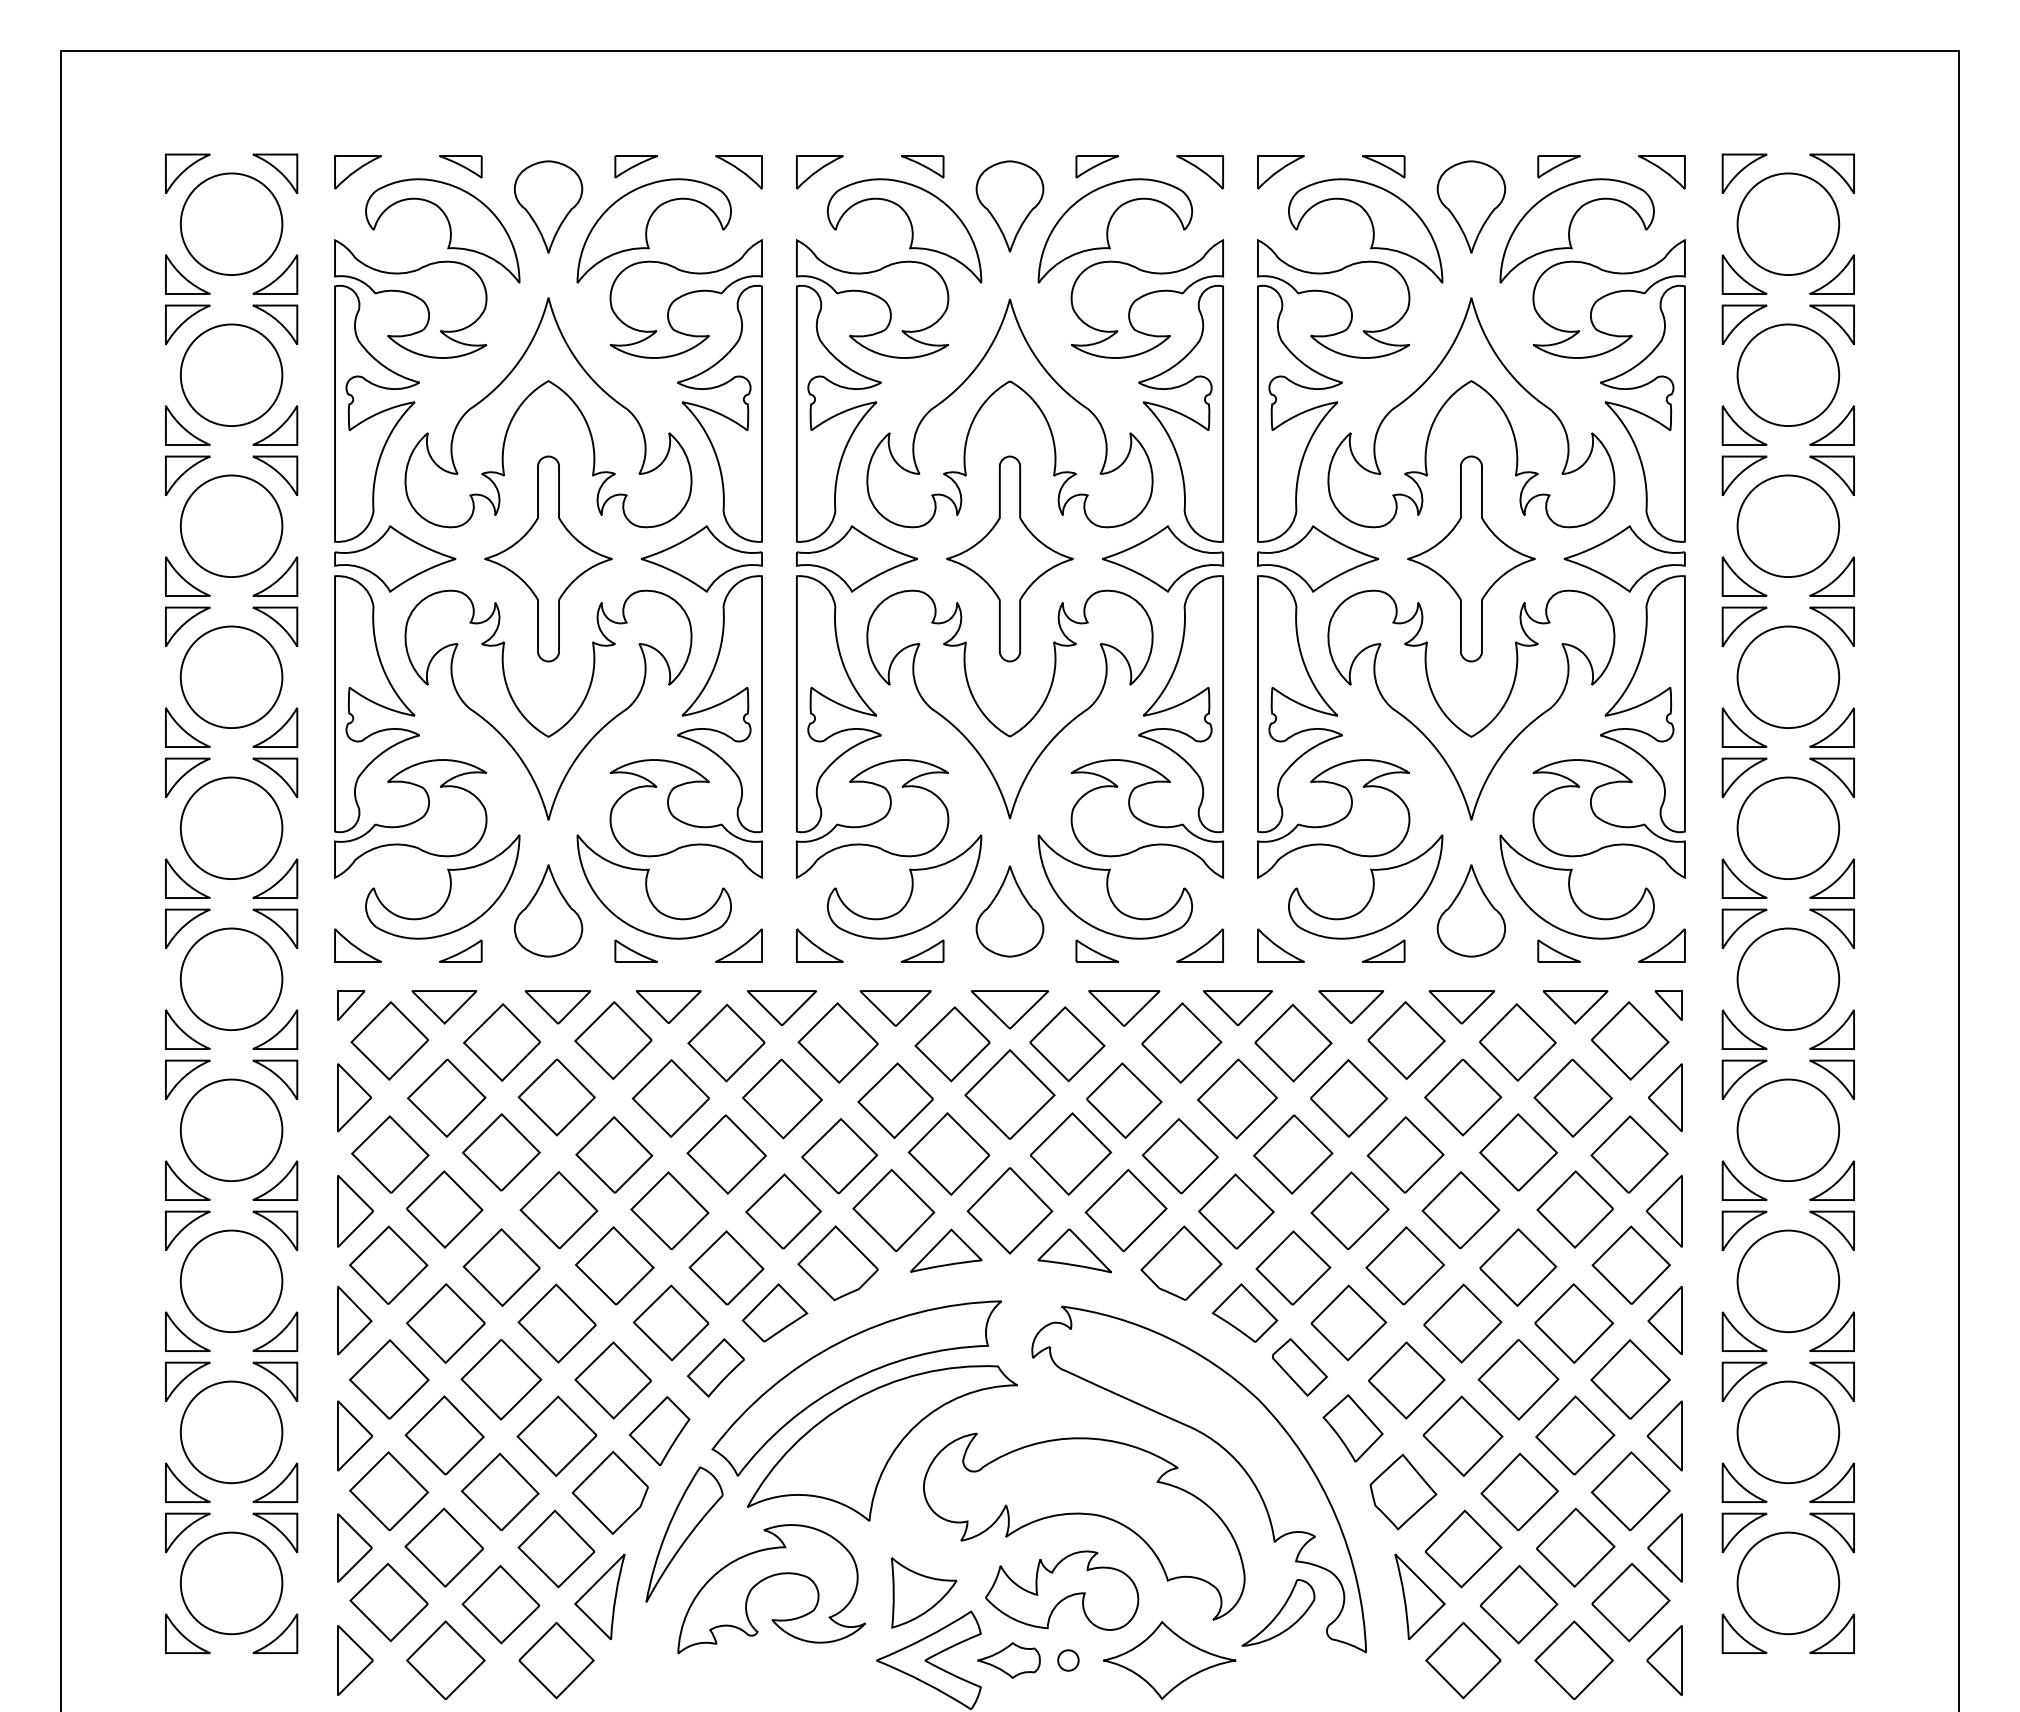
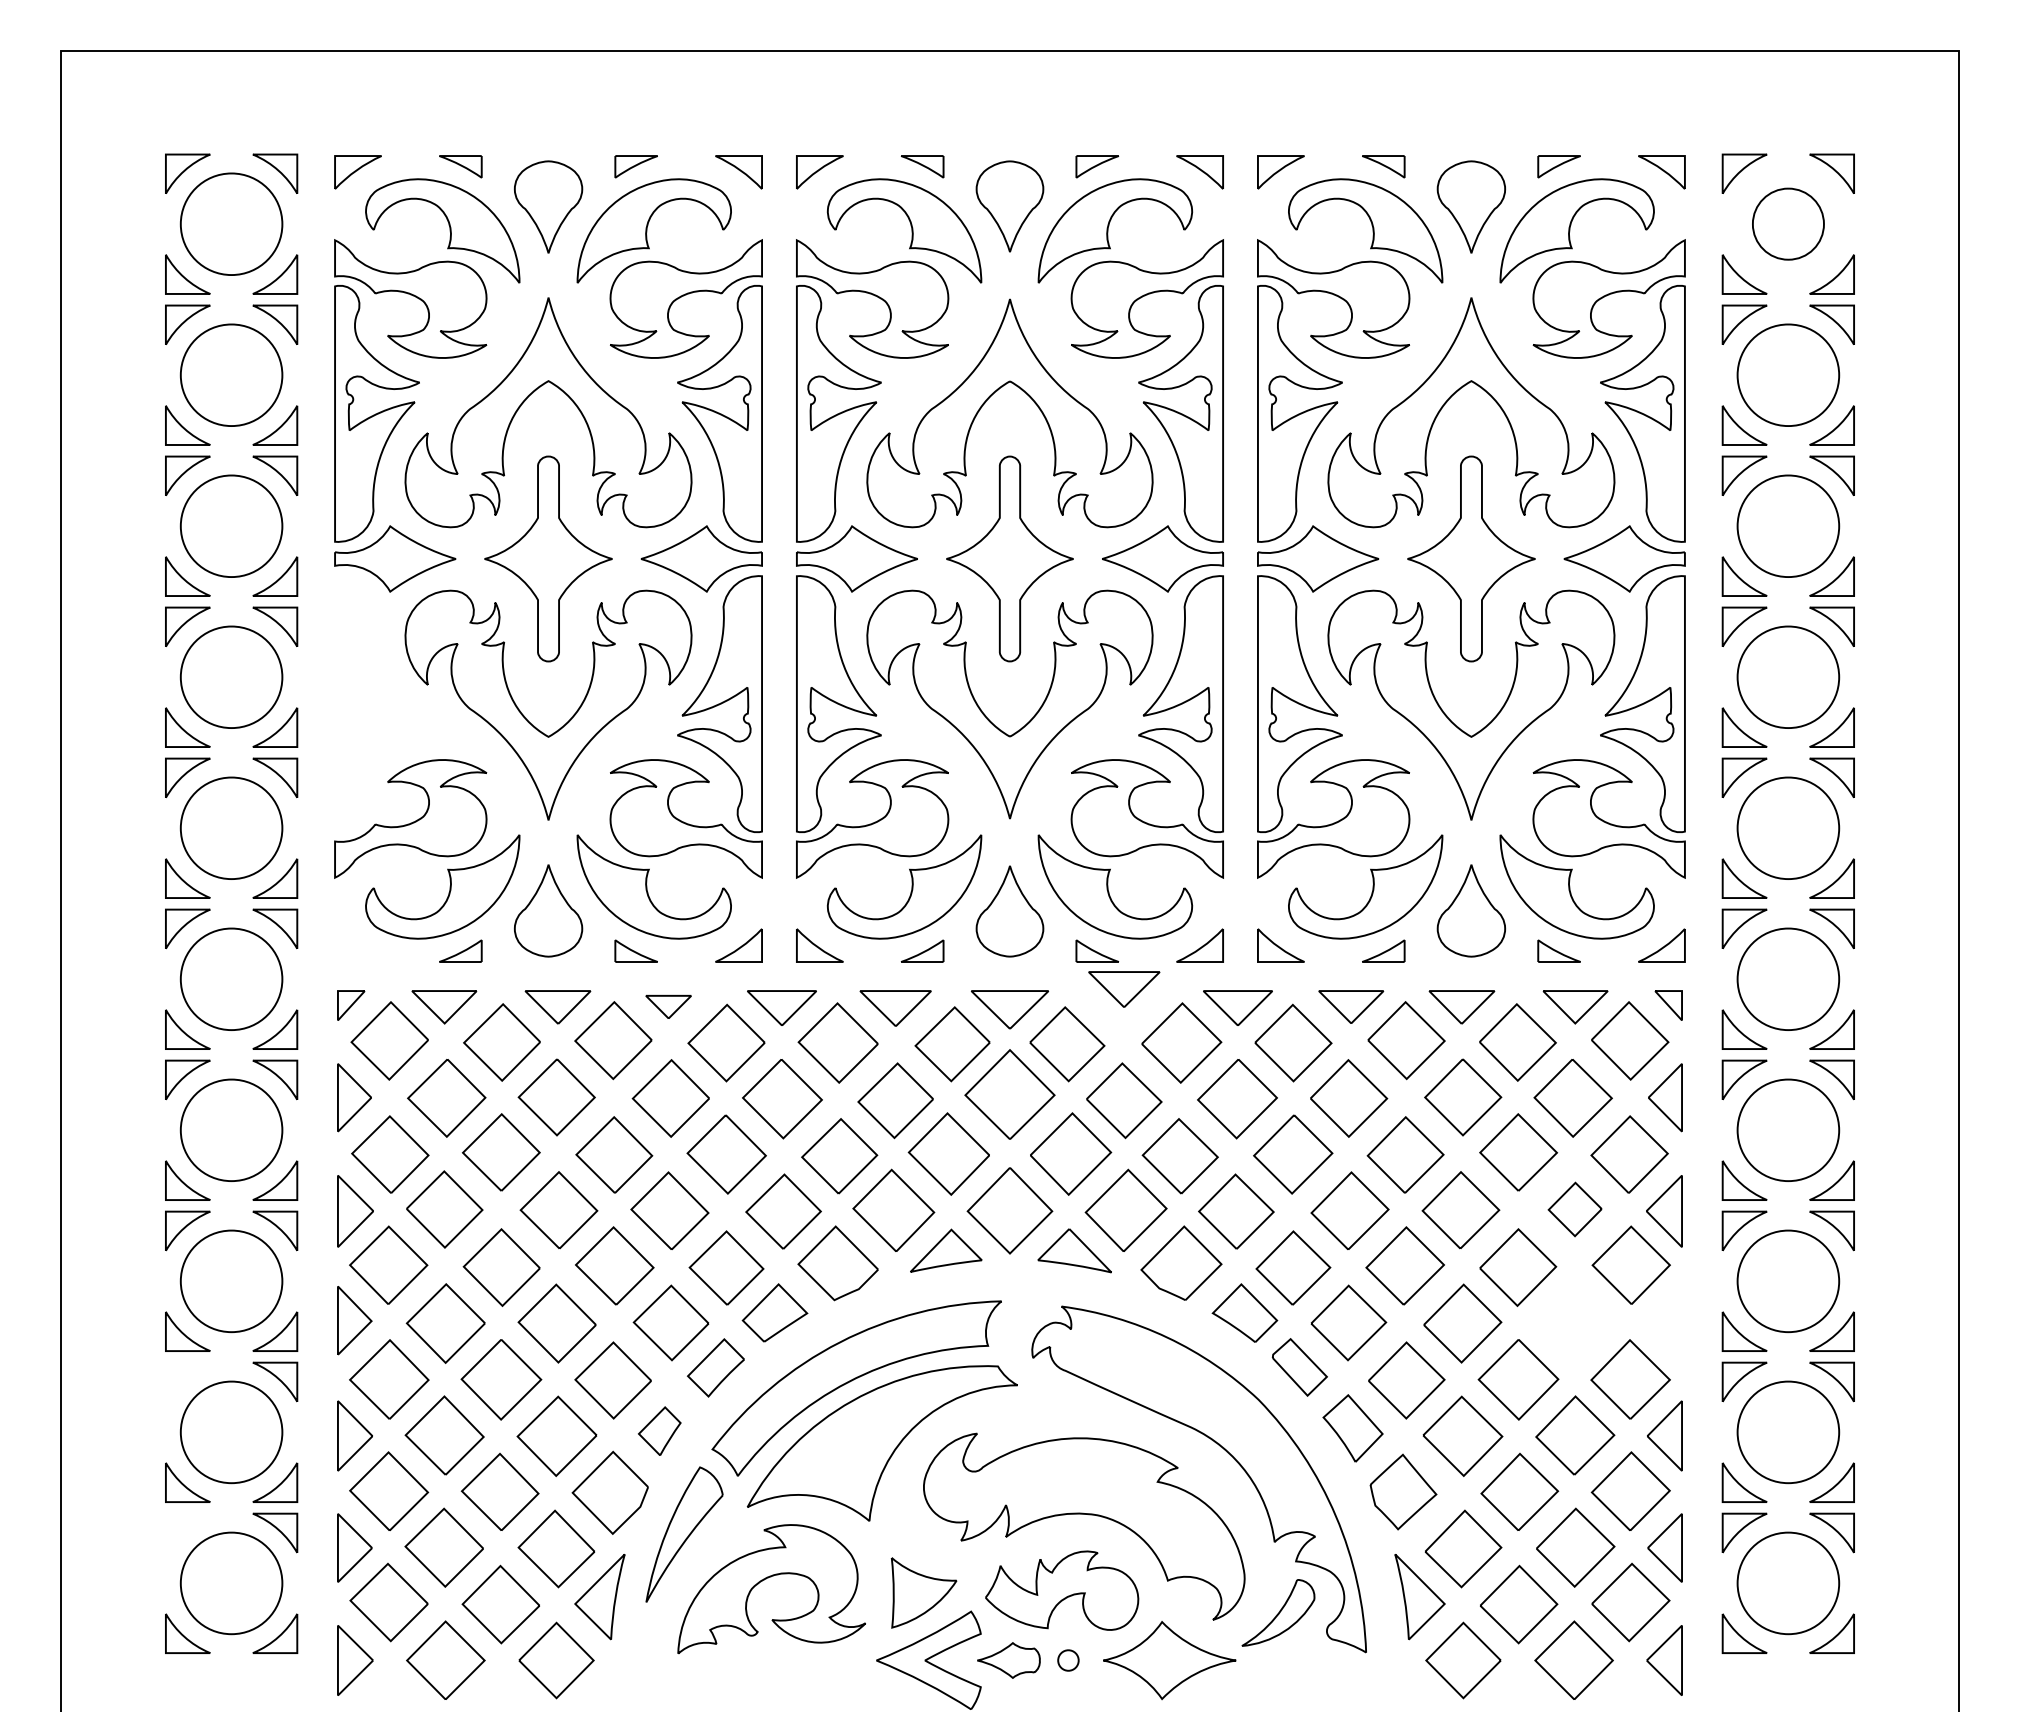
part size: 105x104 px -> 73x74 px (1788, 223)
part: present -> none (376, 703)
part: present -> none (357, 945)
part size: 67x34 px -> 47x25 px (668, 1006)
part position: (1124, 1008) -> (1124, 989) (1124, 989)
part size: 78x79 px -> 56x57 px (1574, 1209)
part: present -> none (1664, 1320)
part: present -> none (1574, 1323)
part: present -> none (187, 1381)
part size: 62x71 px -> 44x50 px (659, 1430)
part: present -> none (187, 1532)
